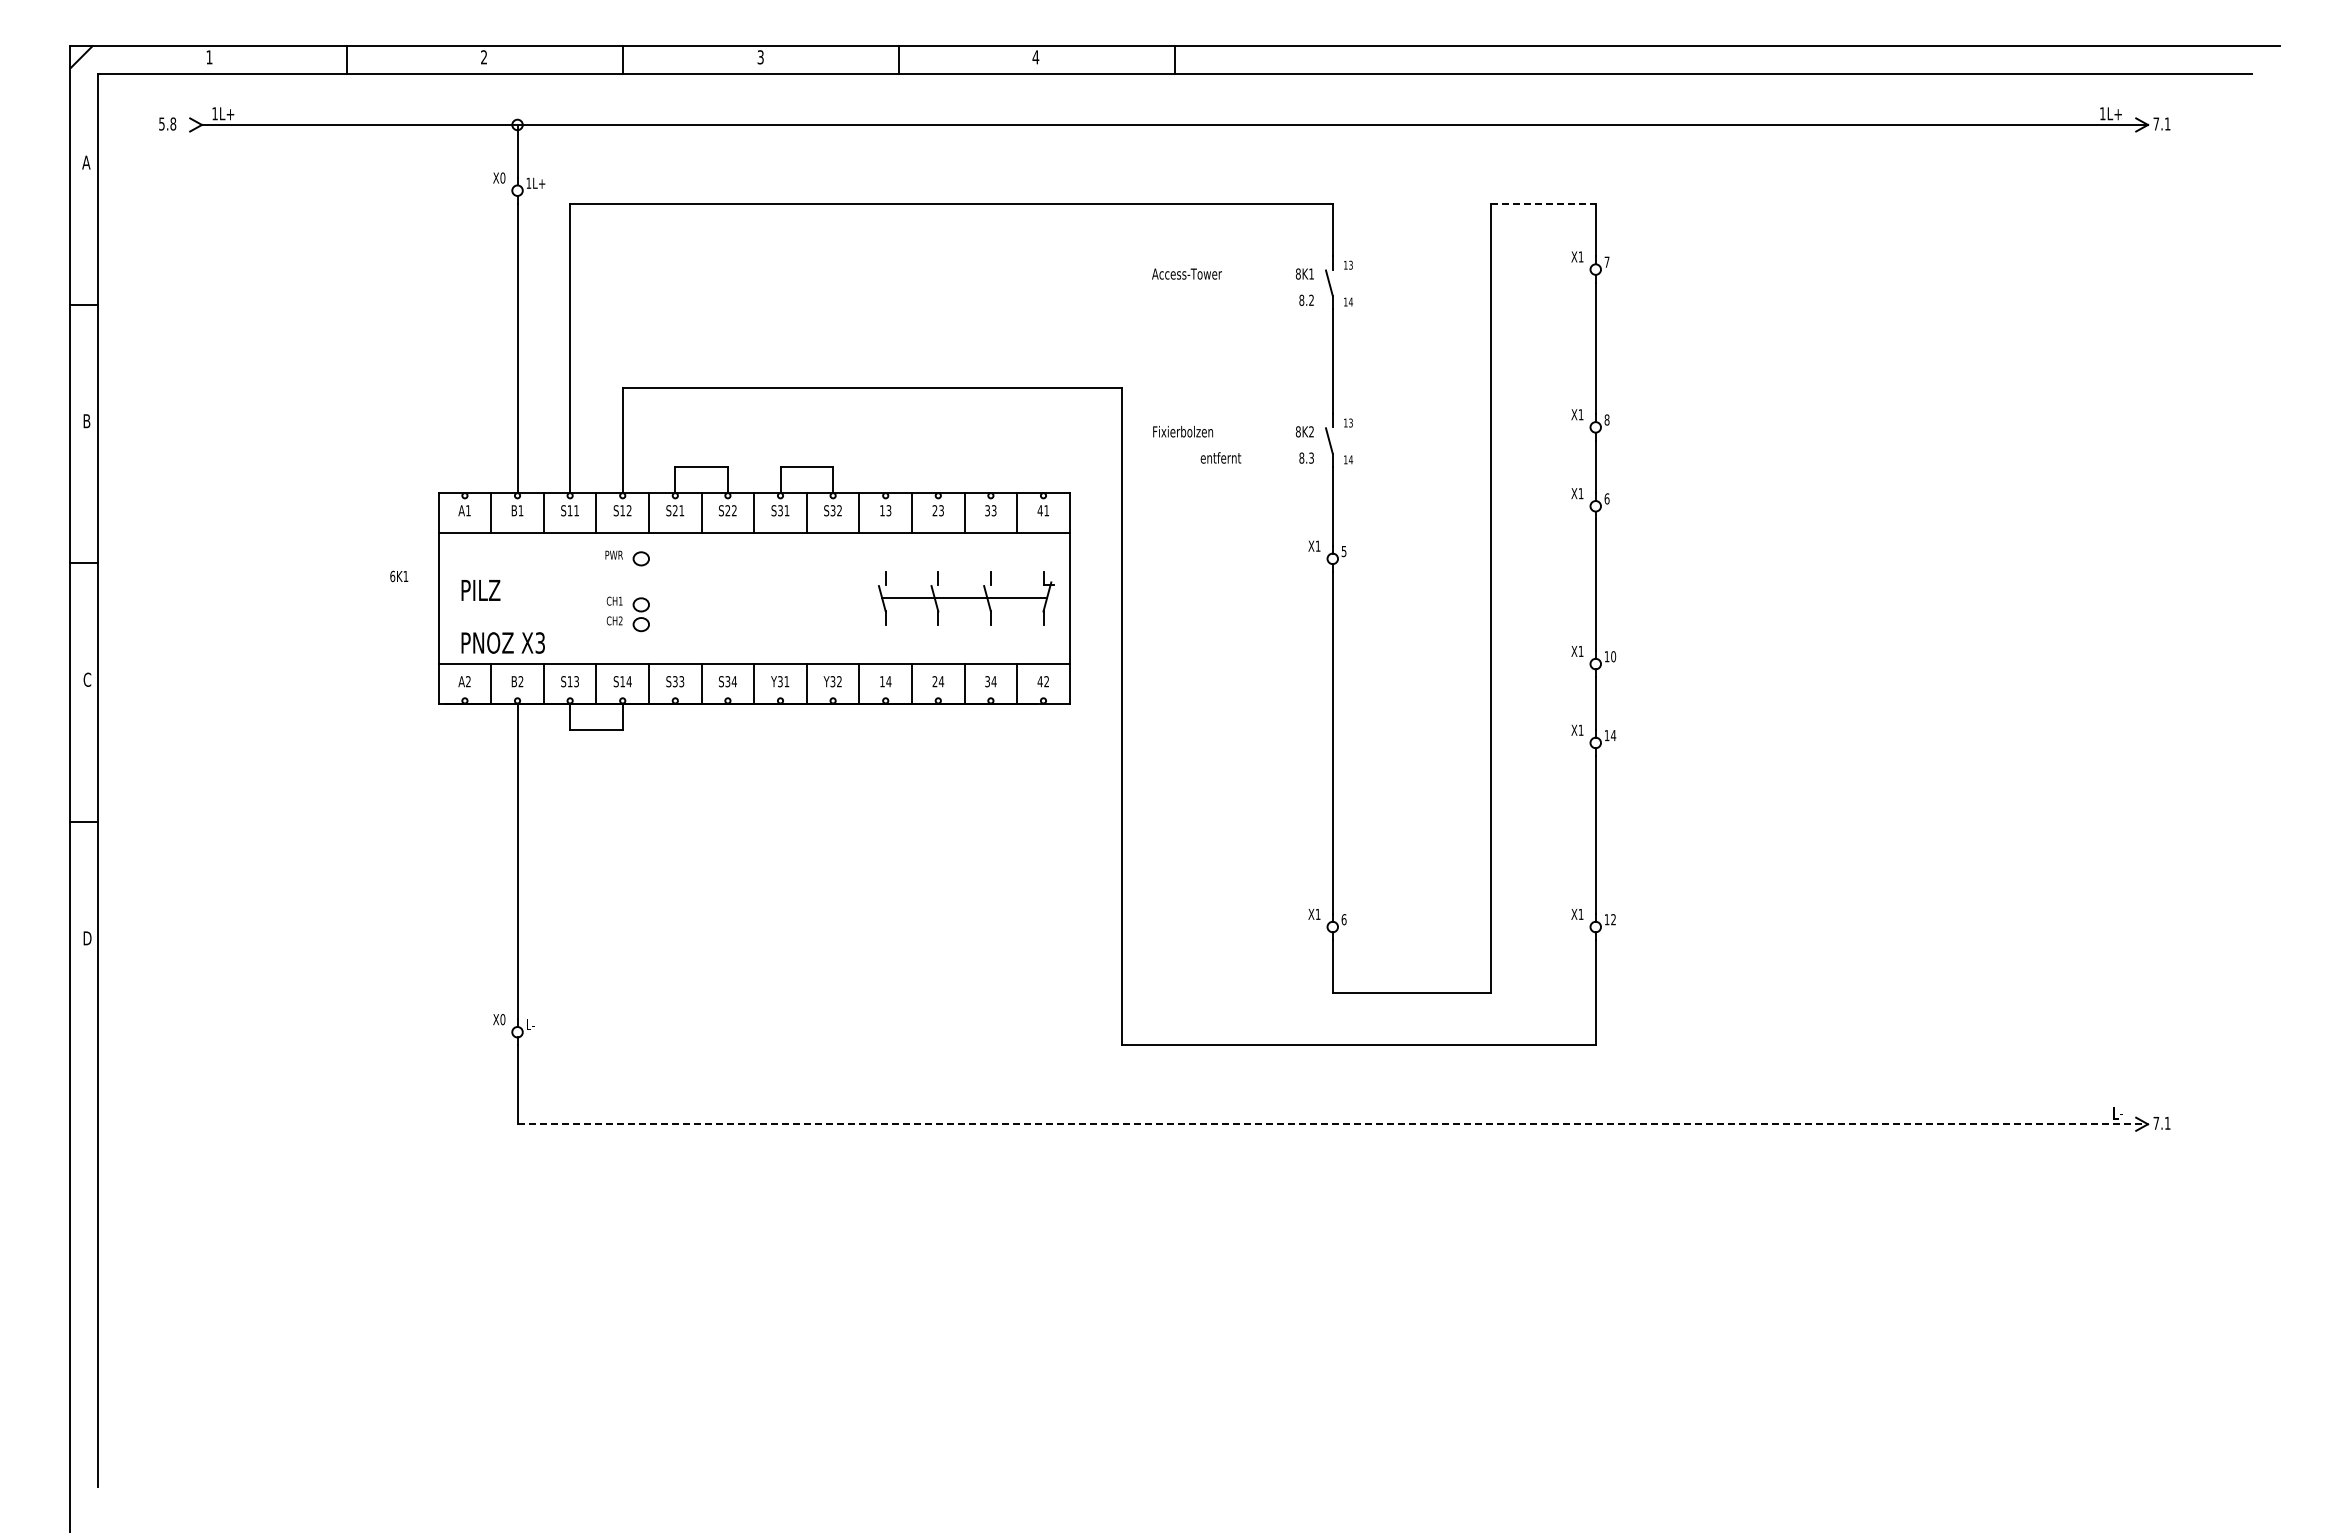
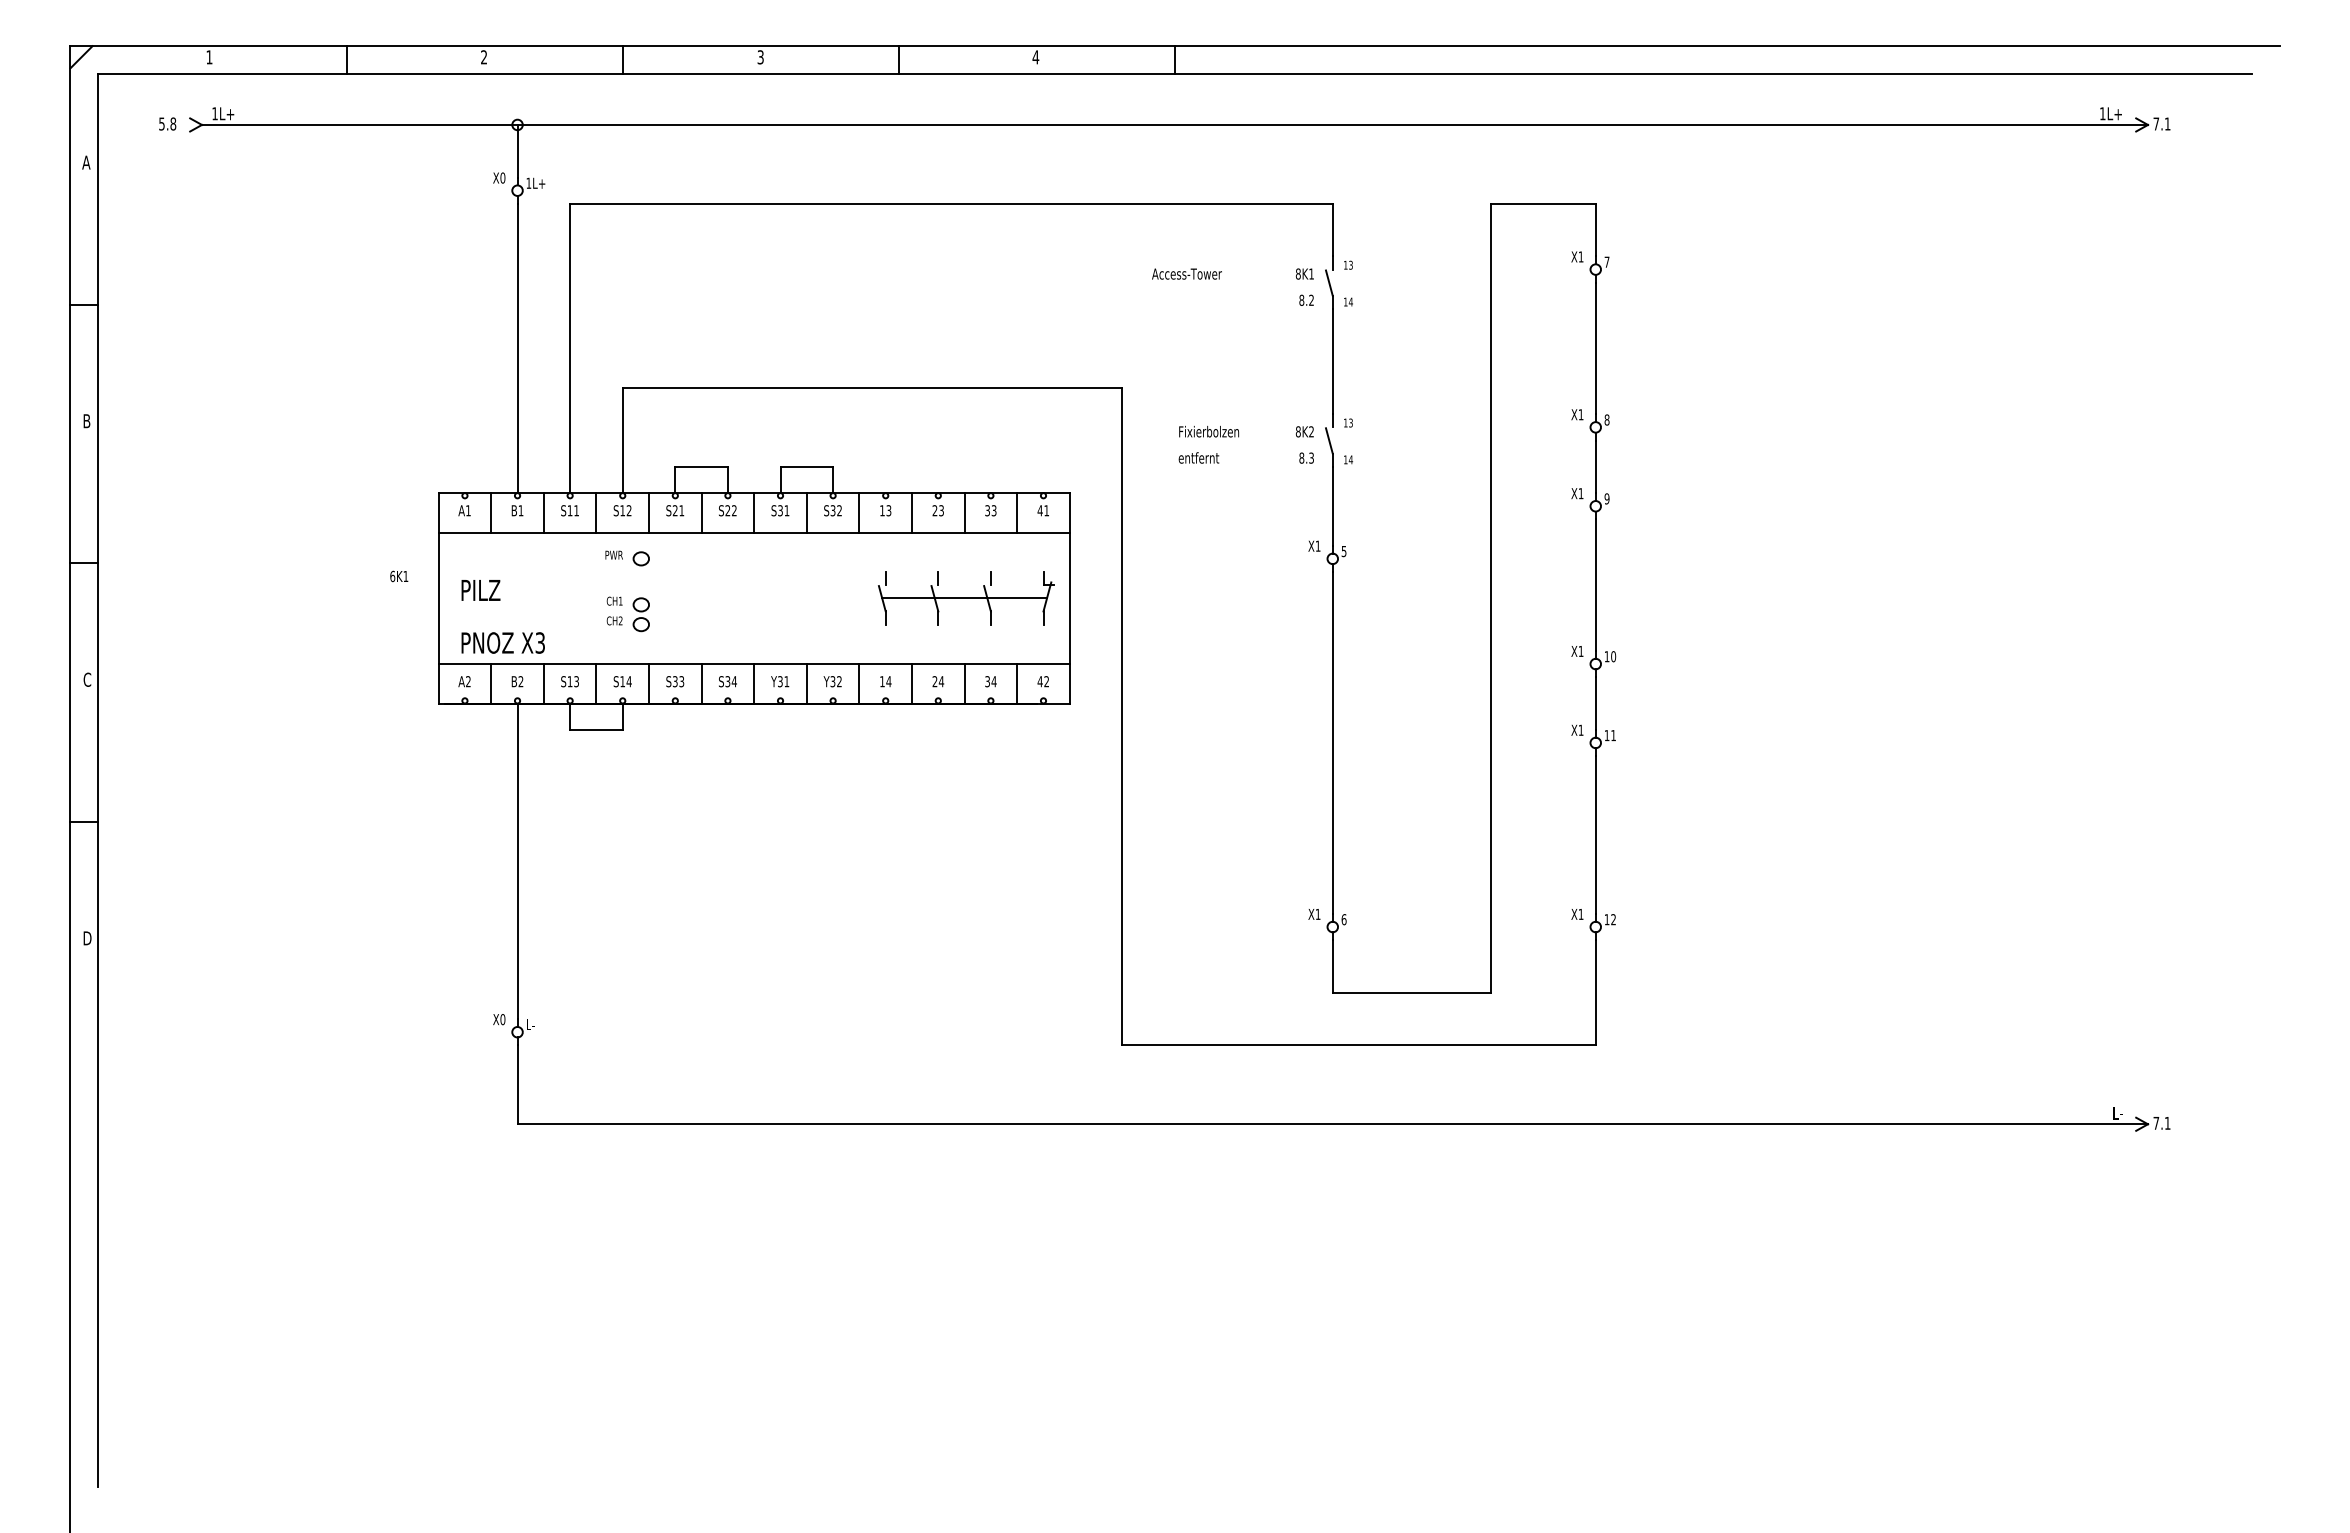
line: dashed -> solid (1543, 203)
text position: (1183, 431) -> (1209, 431) (1209, 431)
text position: (1220, 457) -> (1198, 457) (1198, 457)
text: 6 -> 9 (1606, 498)
text: 14 -> 11 (1613, 735)
line: dashed -> solid (1333, 1124)
